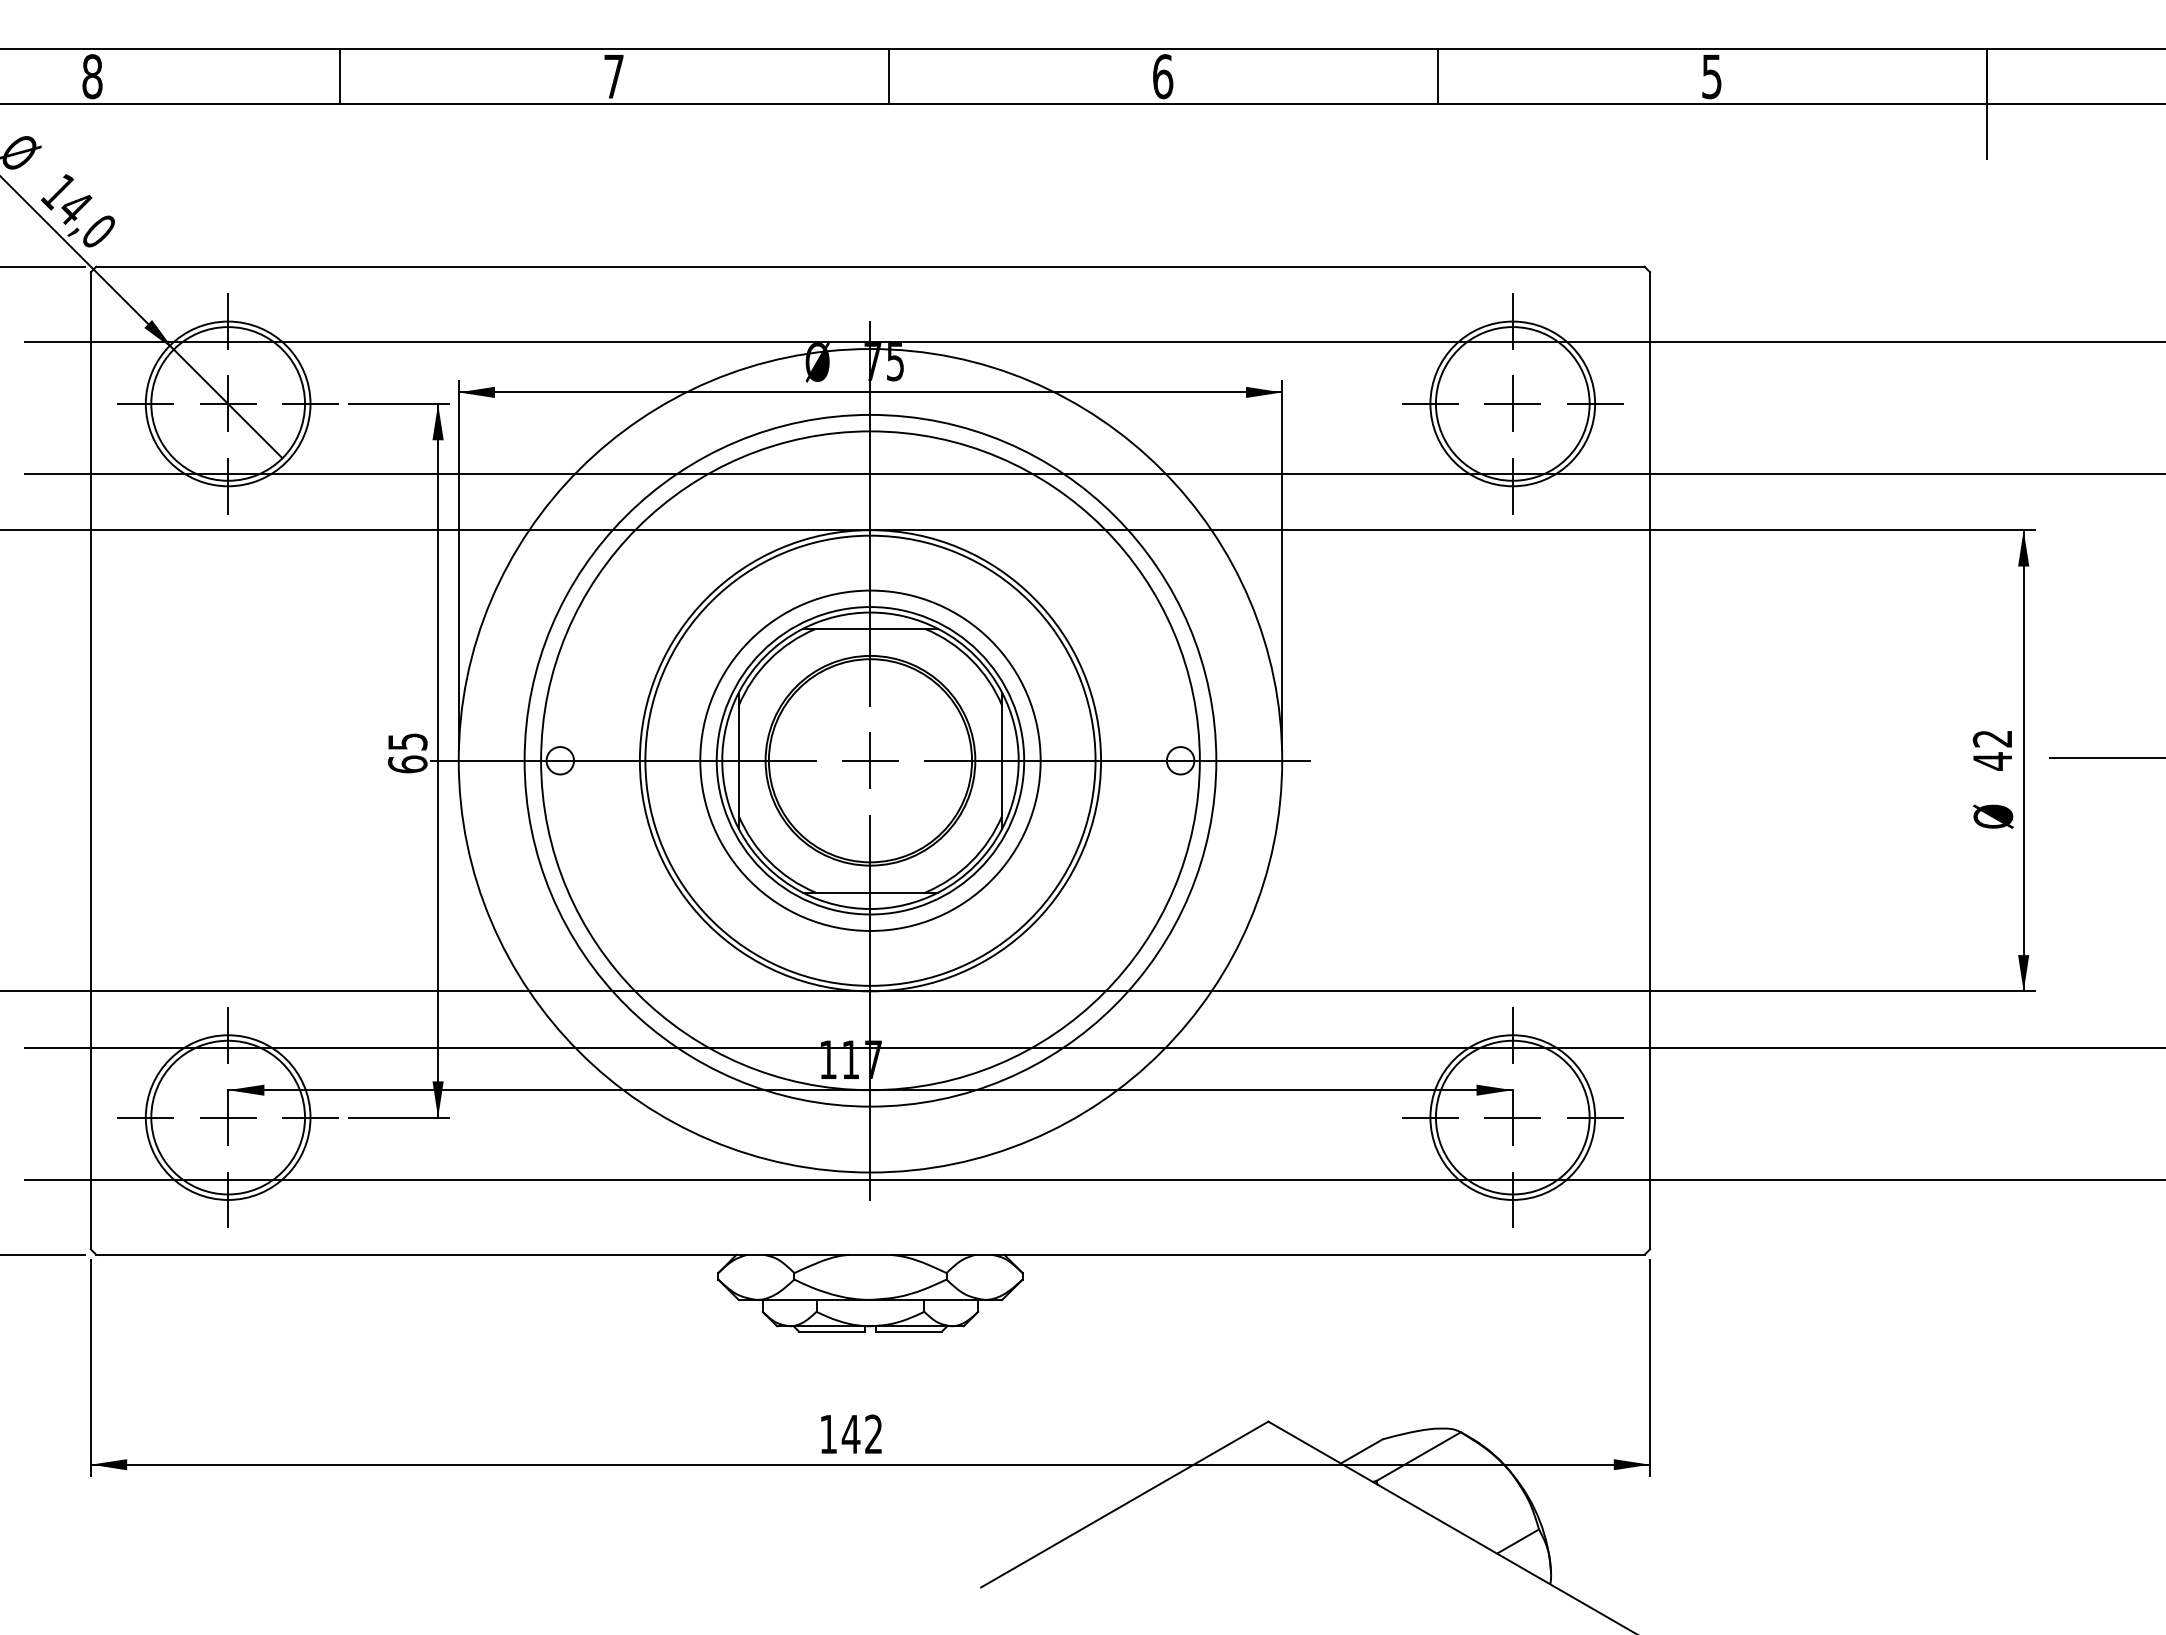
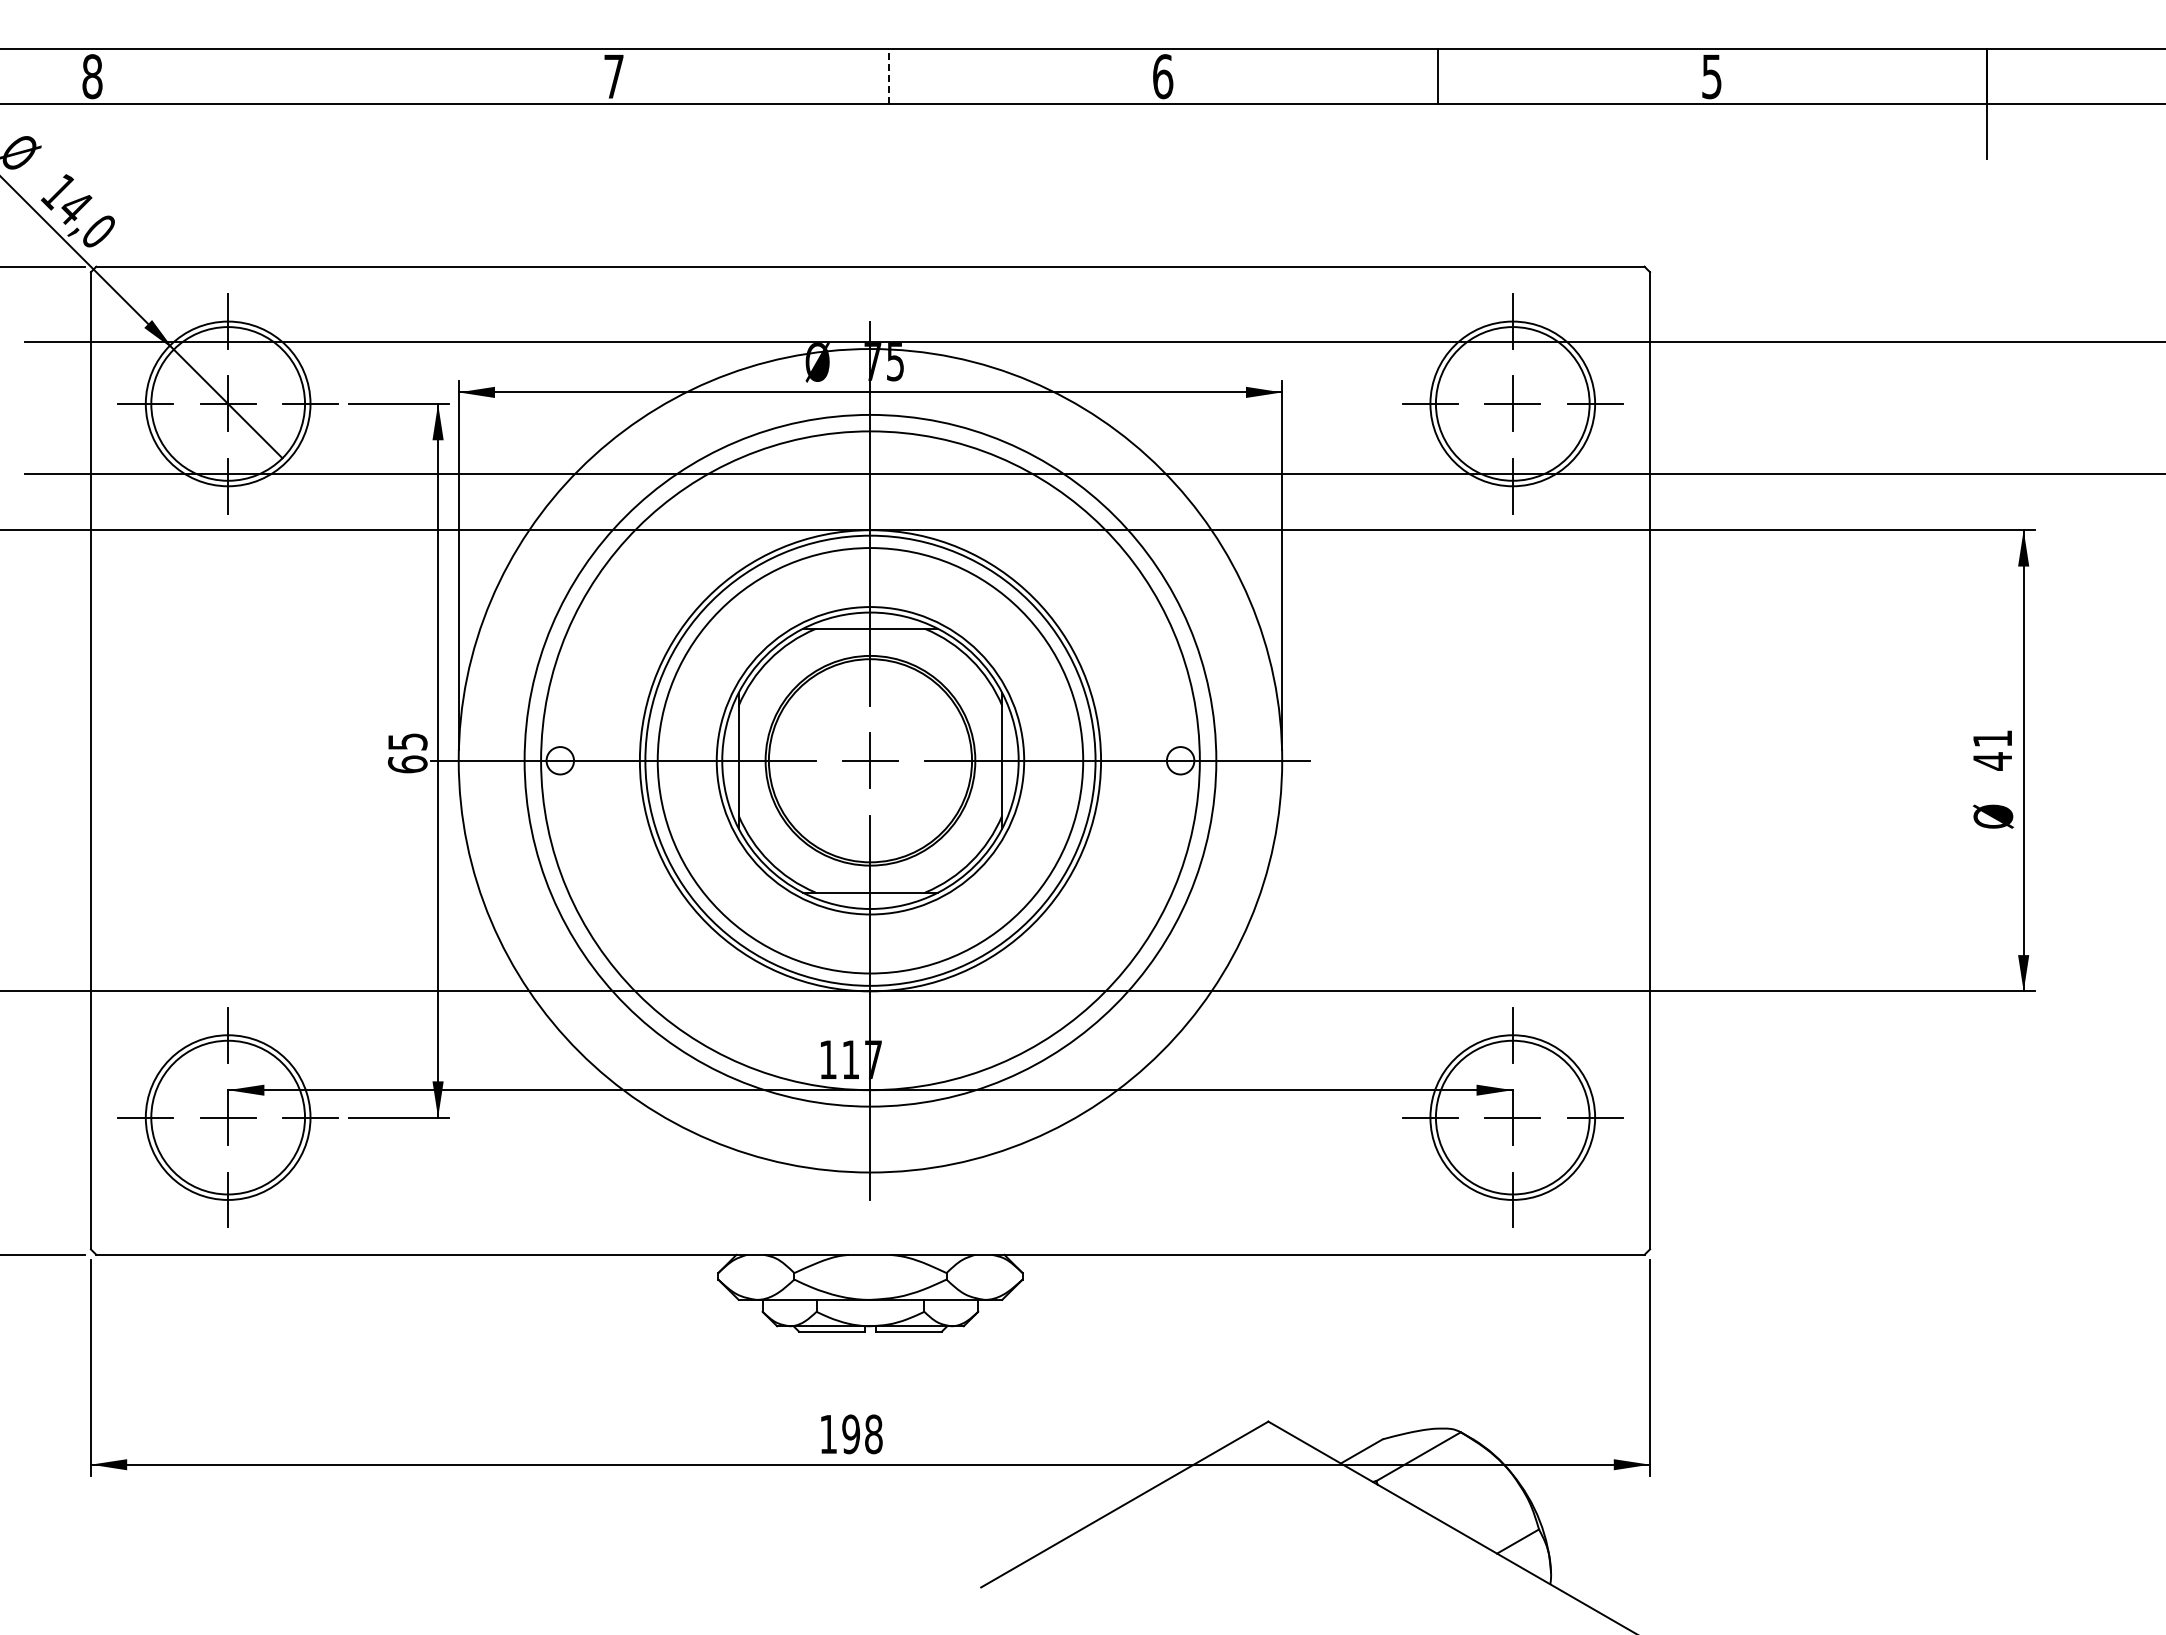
line: present -> none (340, 76)
line: solid -> dashed (889, 76)
text: 42 -> 41 (1991, 738)
line: present -> none (2105, 758)
circle diameter: 340 px -> 425 px (870, 760)
line: present -> none (1093, 1047)
line: present -> none (1093, 1179)
text: 142 -> 198 (861, 1434)
